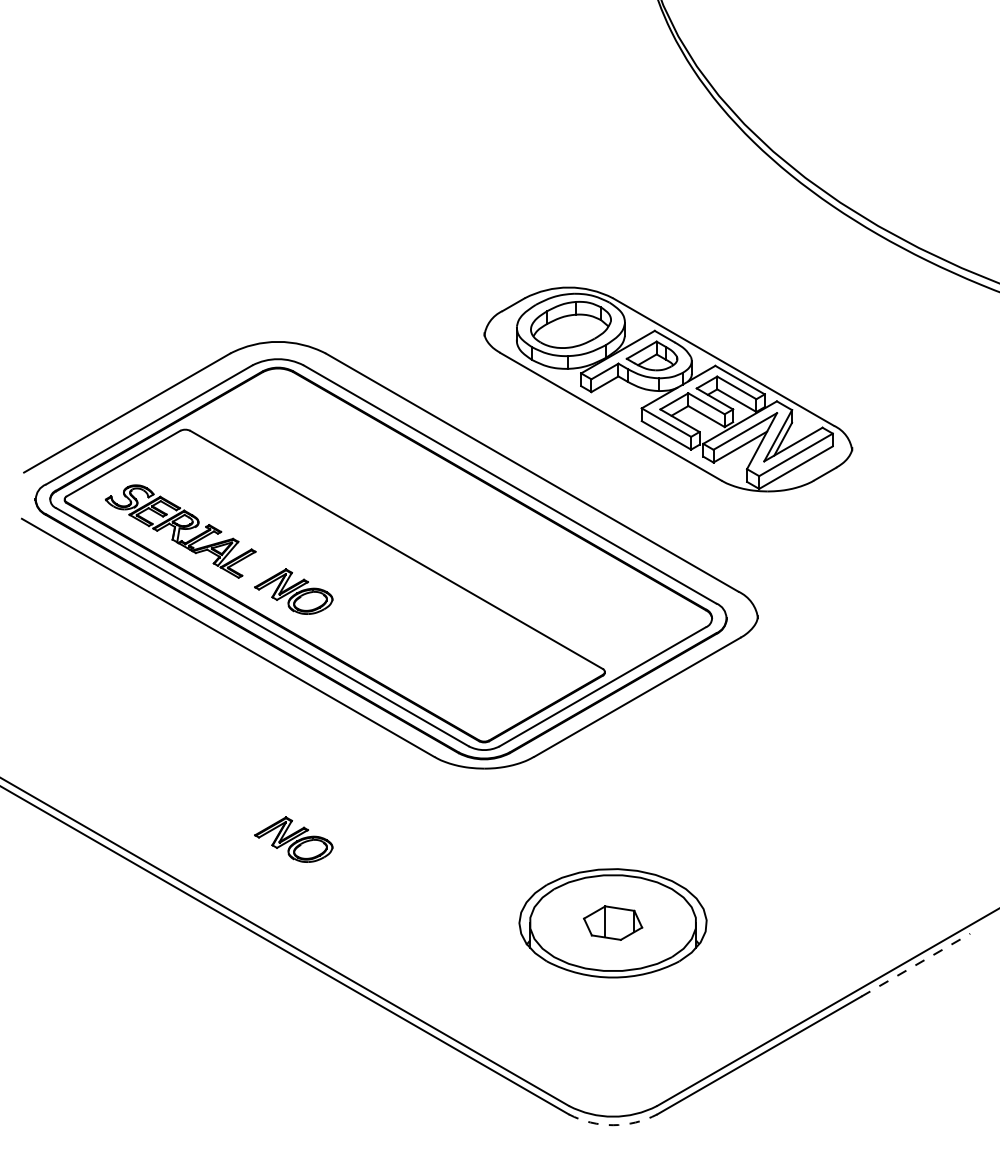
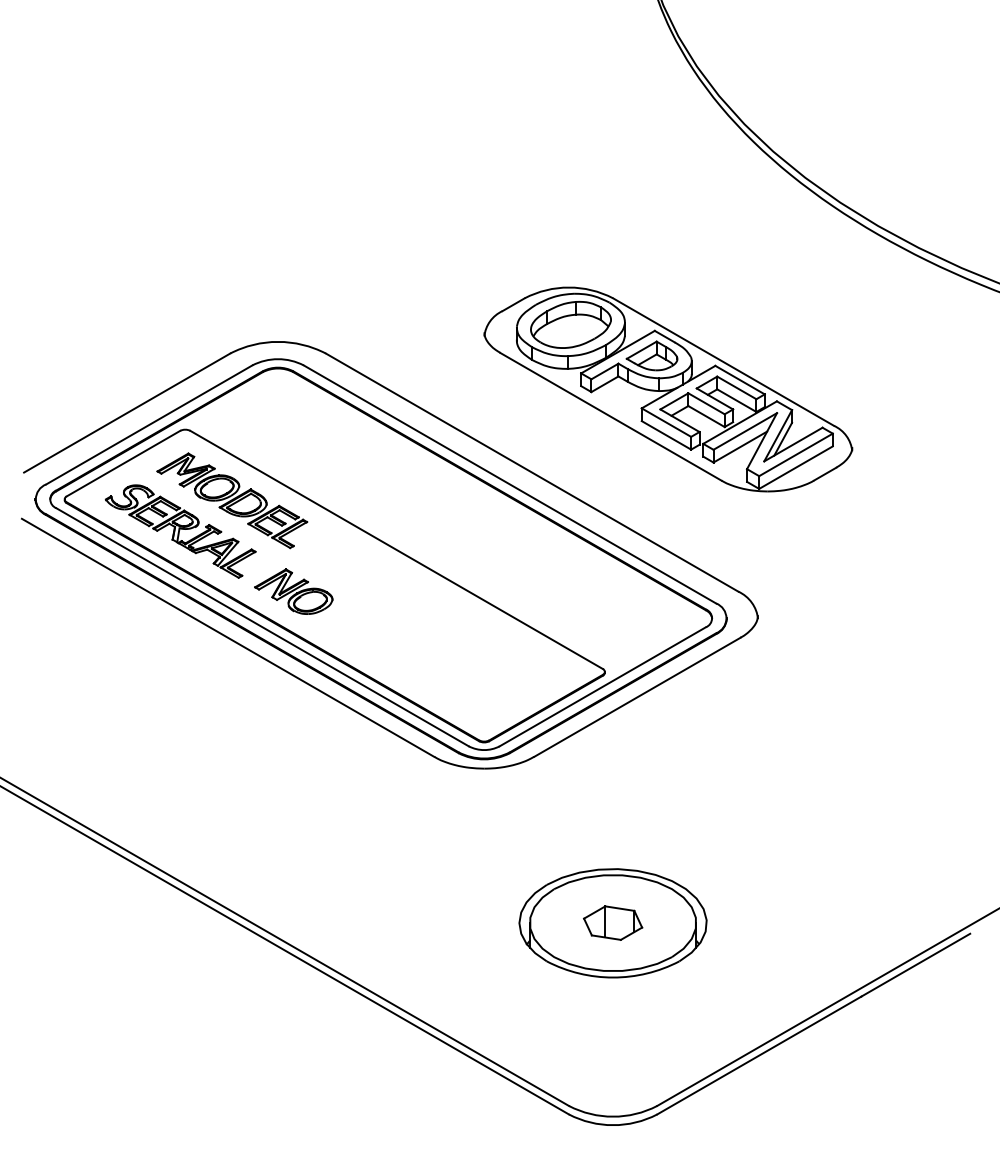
part: none -> present (232, 500)
part: present -> none (293, 839)
line: dashed -> solid (915, 965)
arc: dashed -> solid (613, 1125)
